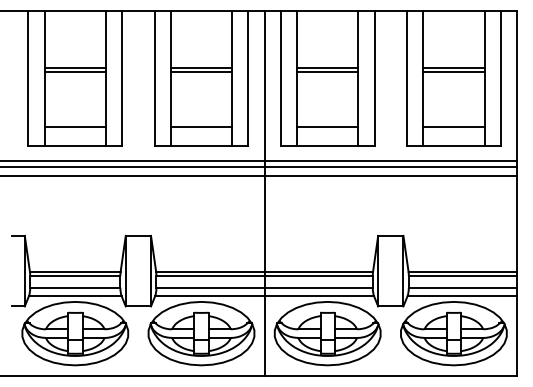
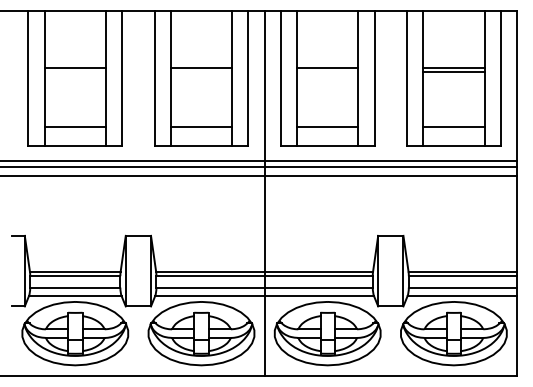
line: present -> none (74, 71)
line: present -> none (201, 71)
line: present -> none (327, 71)
